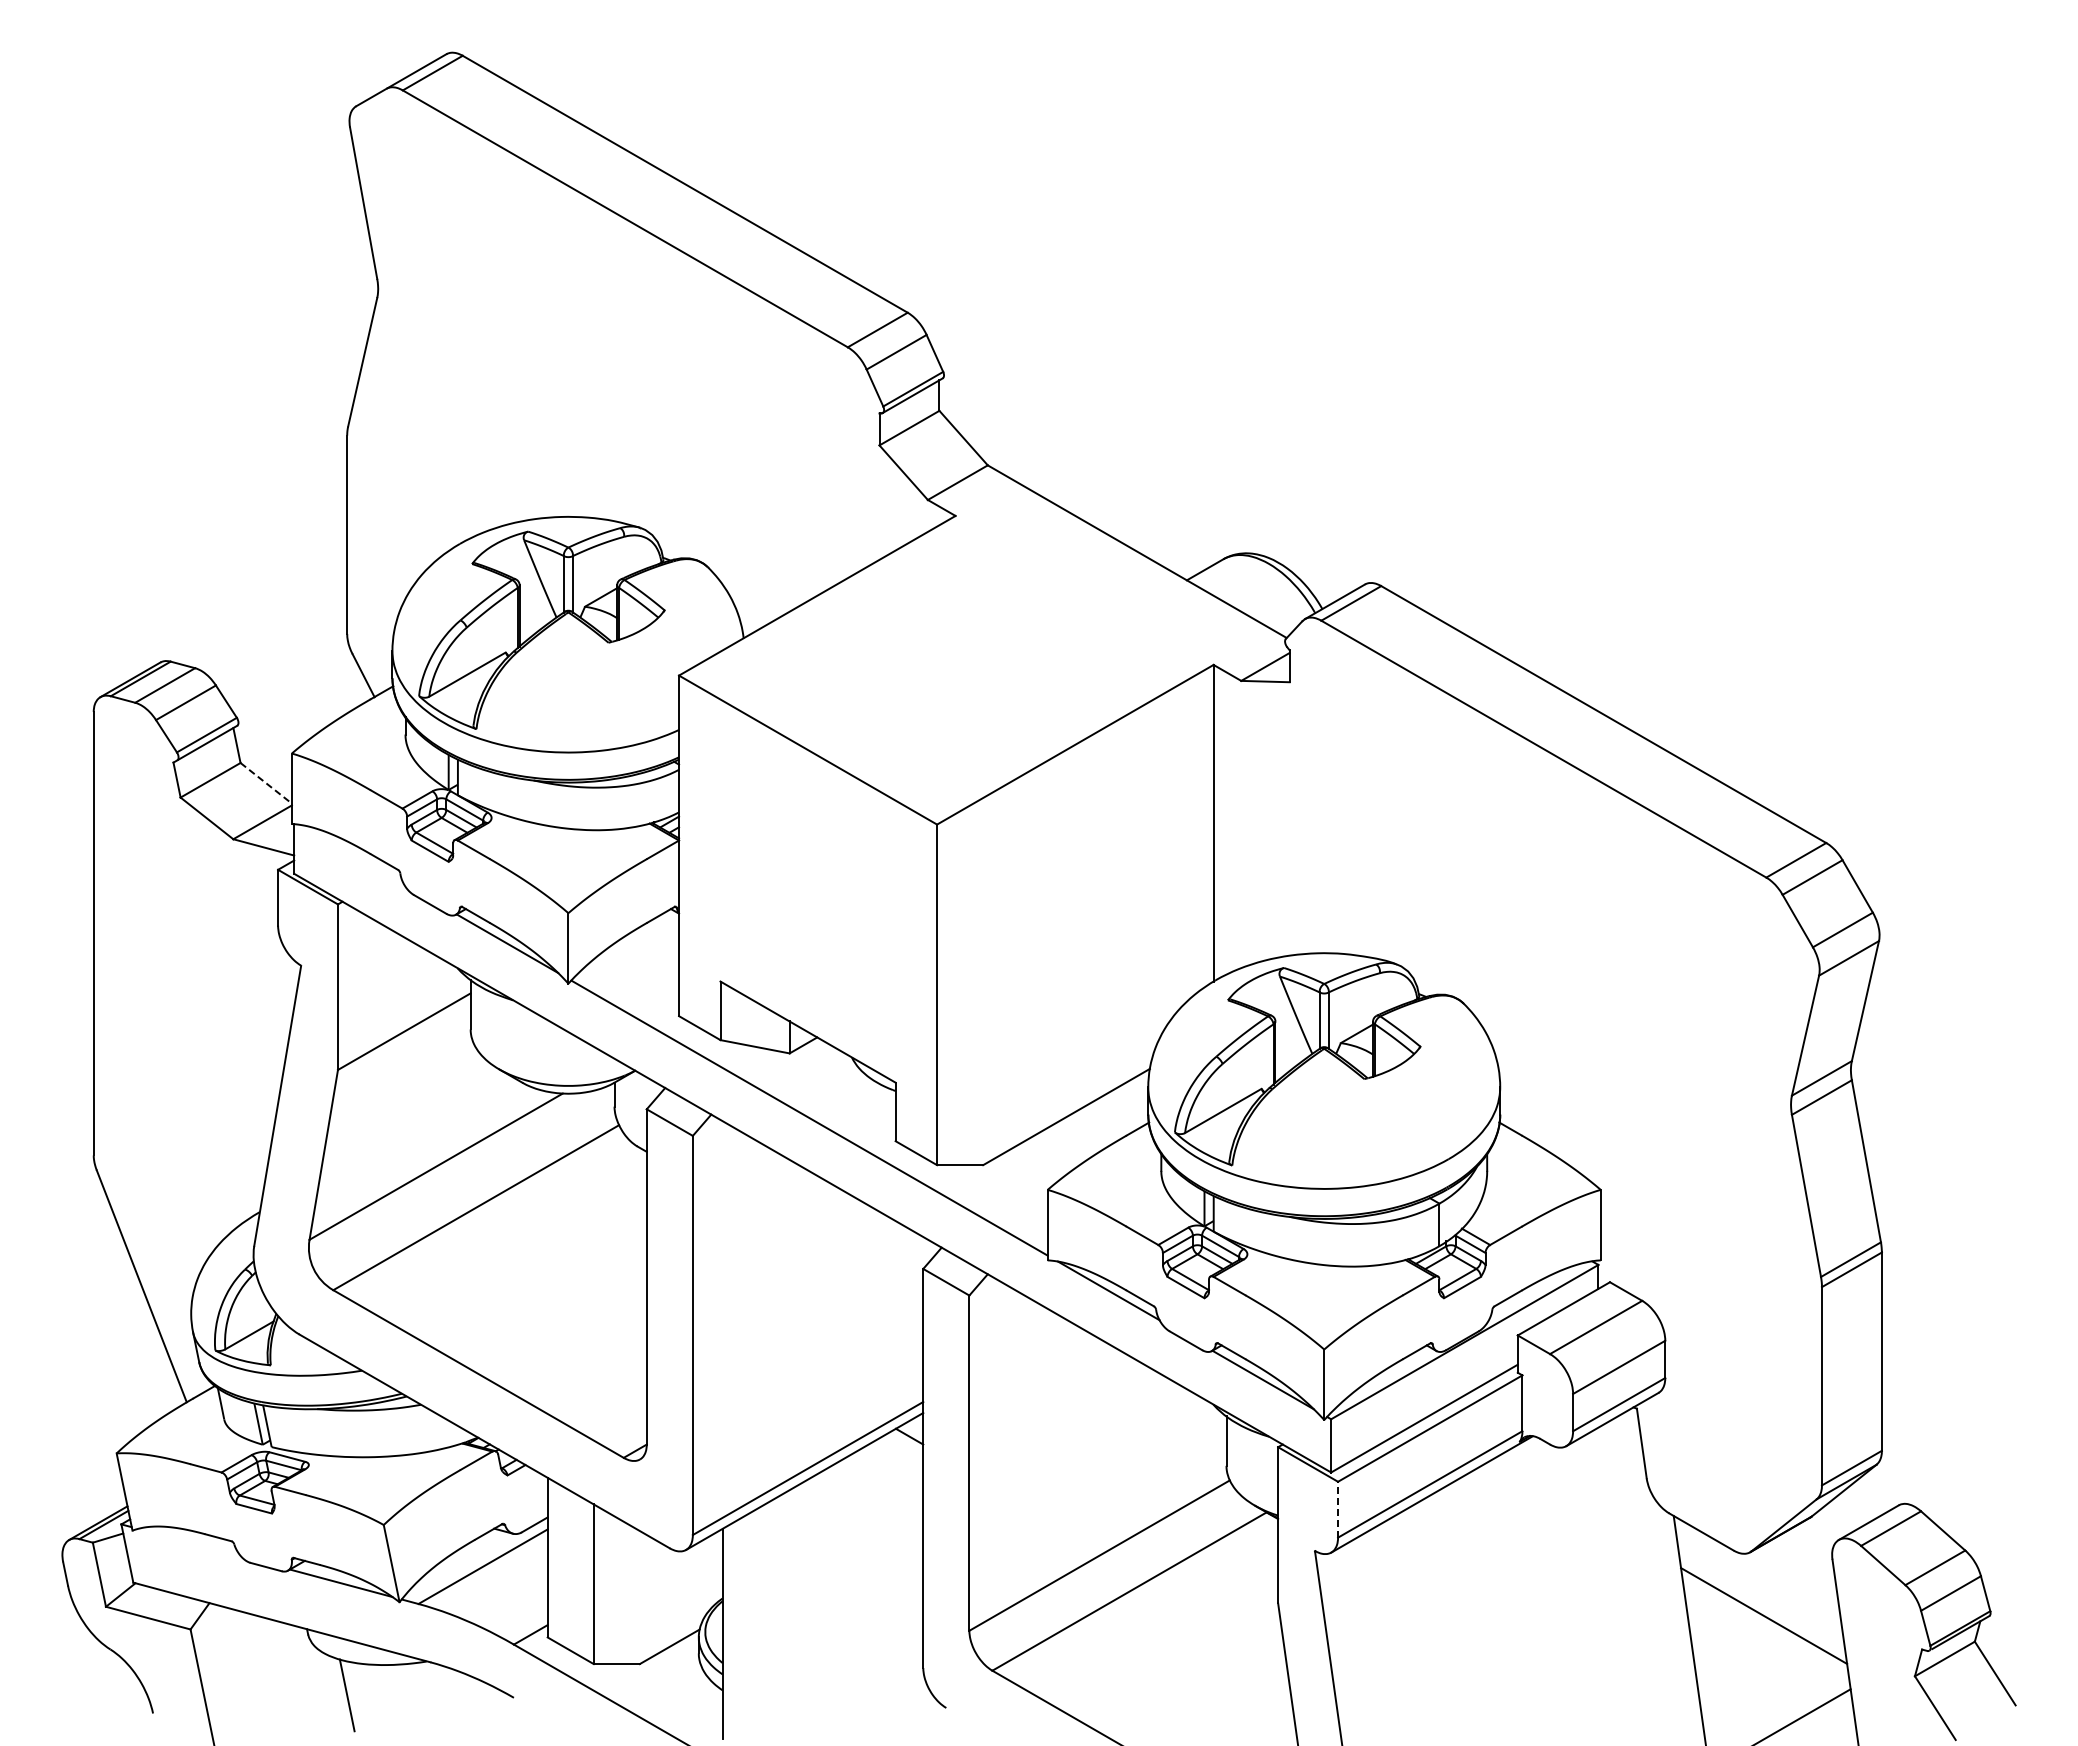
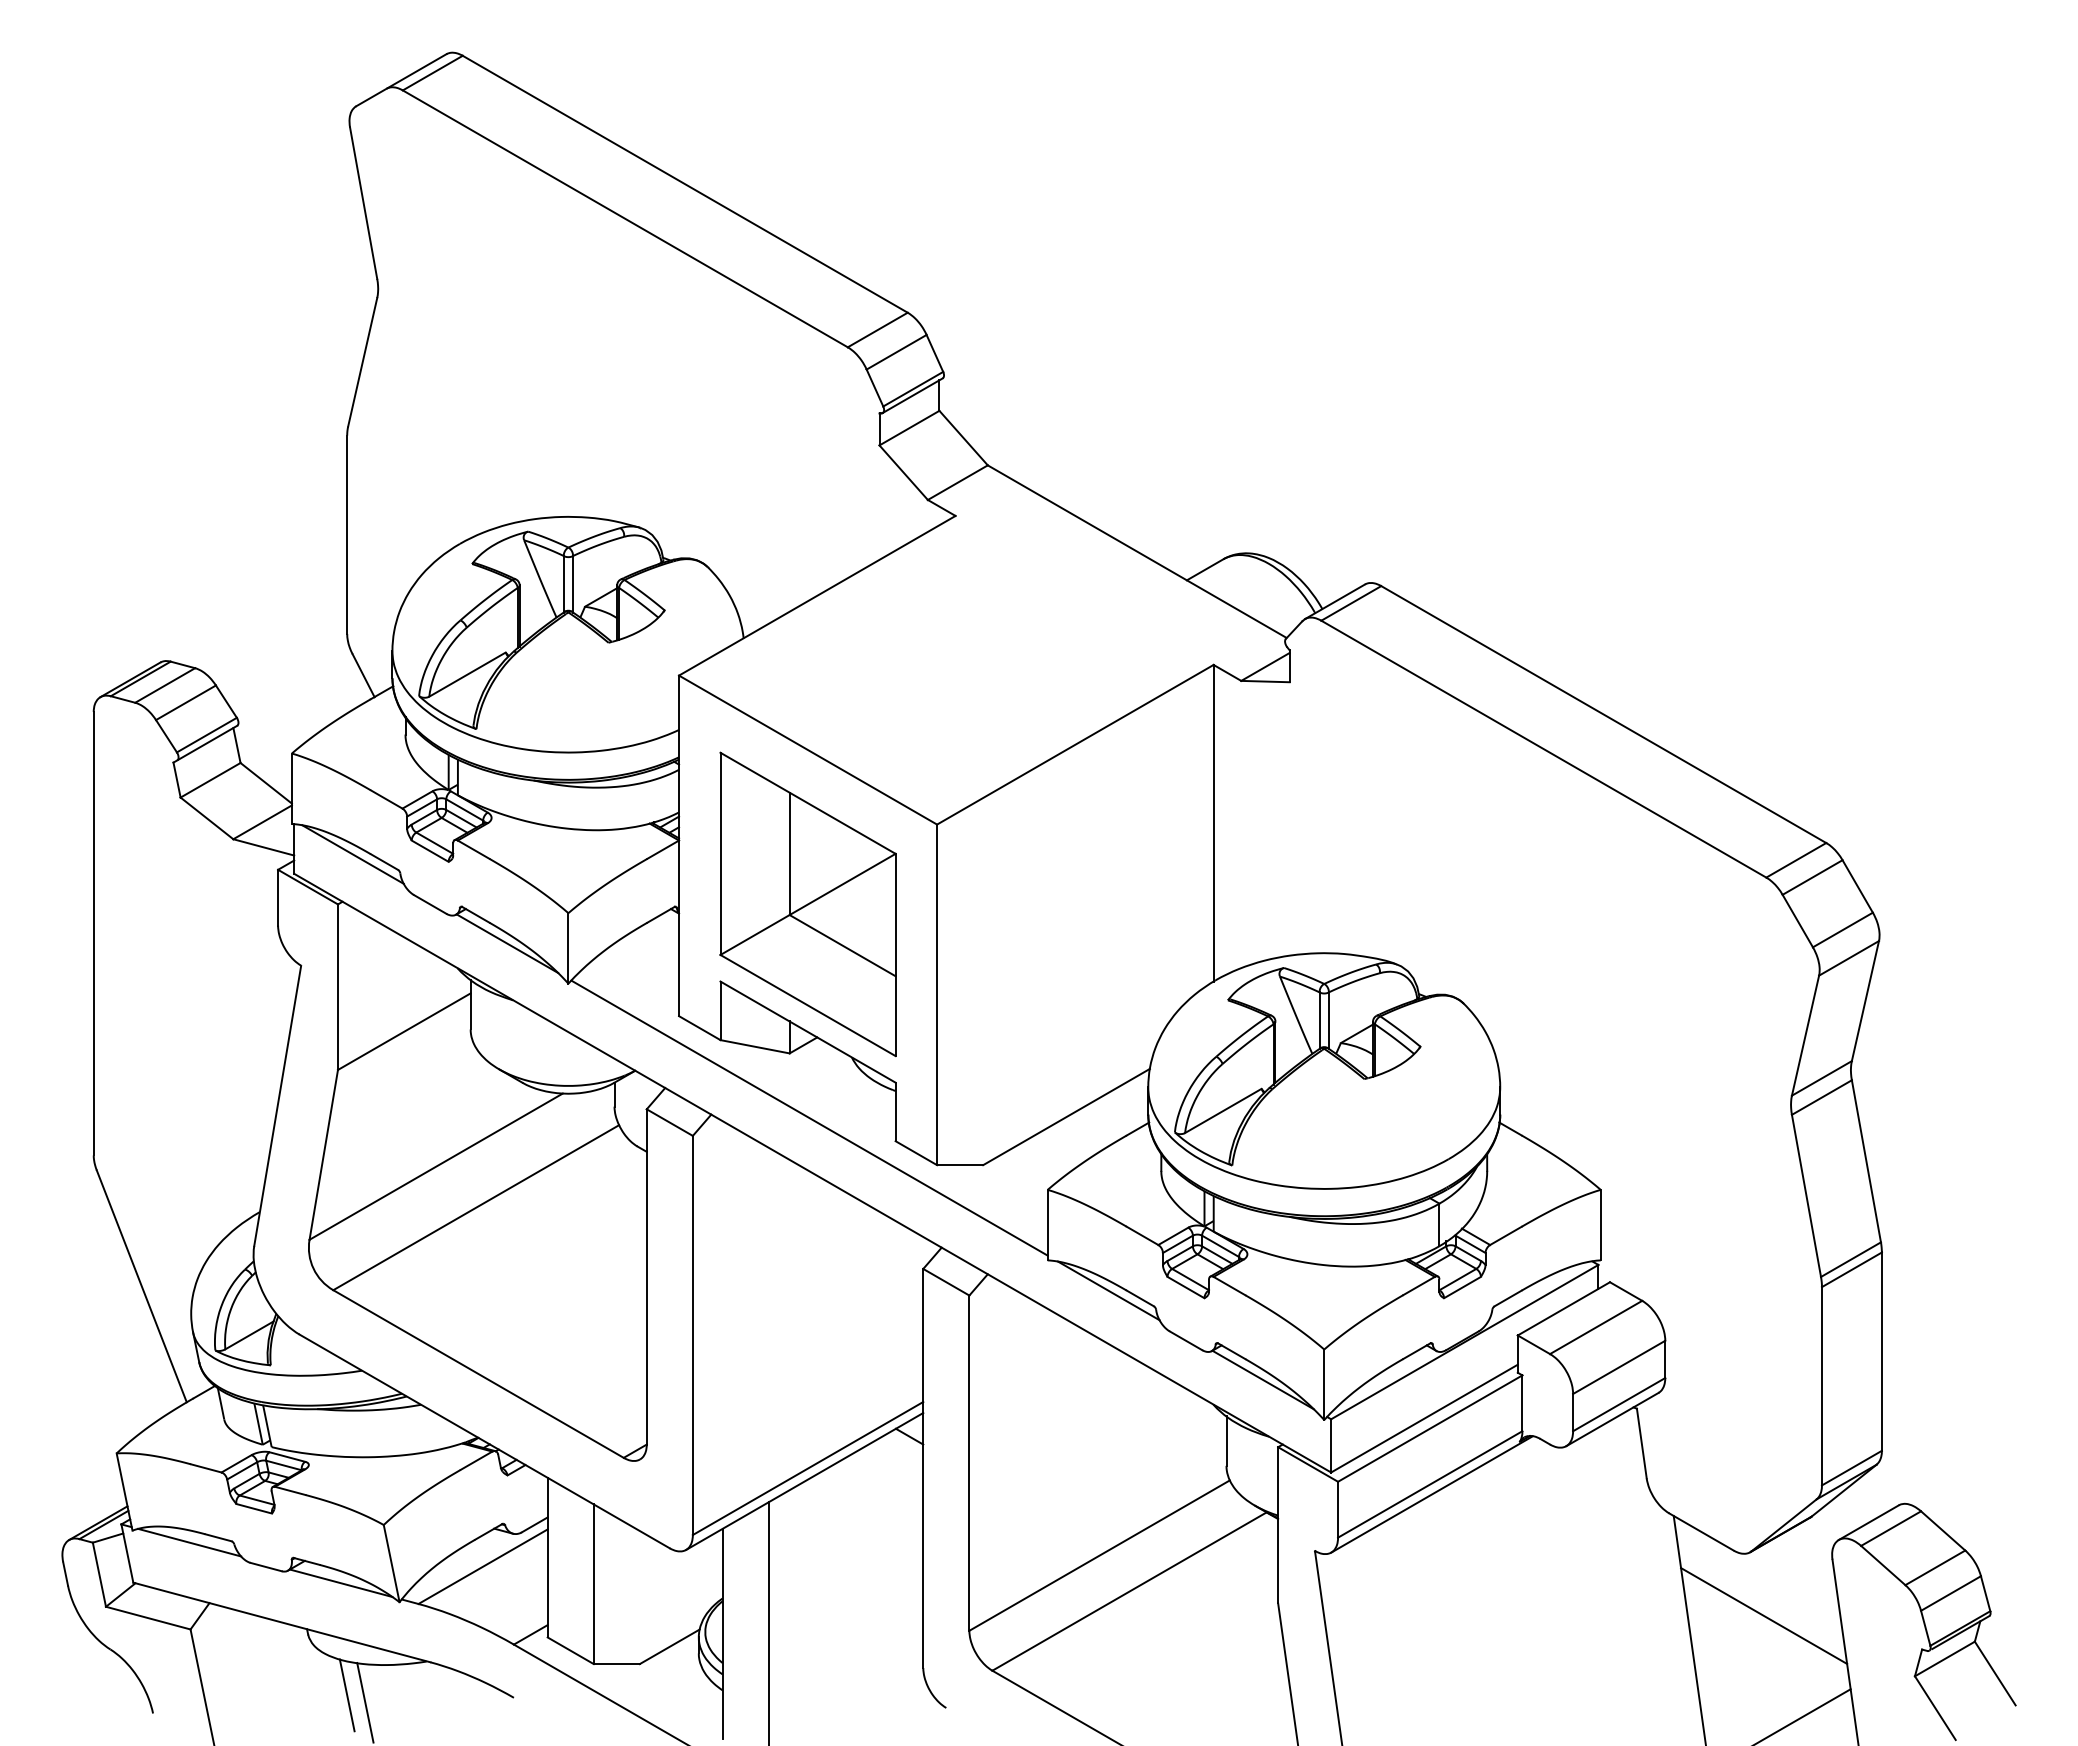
line: dashed -> solid (266, 783)
line: none -> present (352, 854)
part: none -> present (807, 904)
line: dashed -> solid (1338, 1509)
line: none -> present (189, 1542)
line: none -> present (768, 1622)
line: none -> present (365, 1702)
